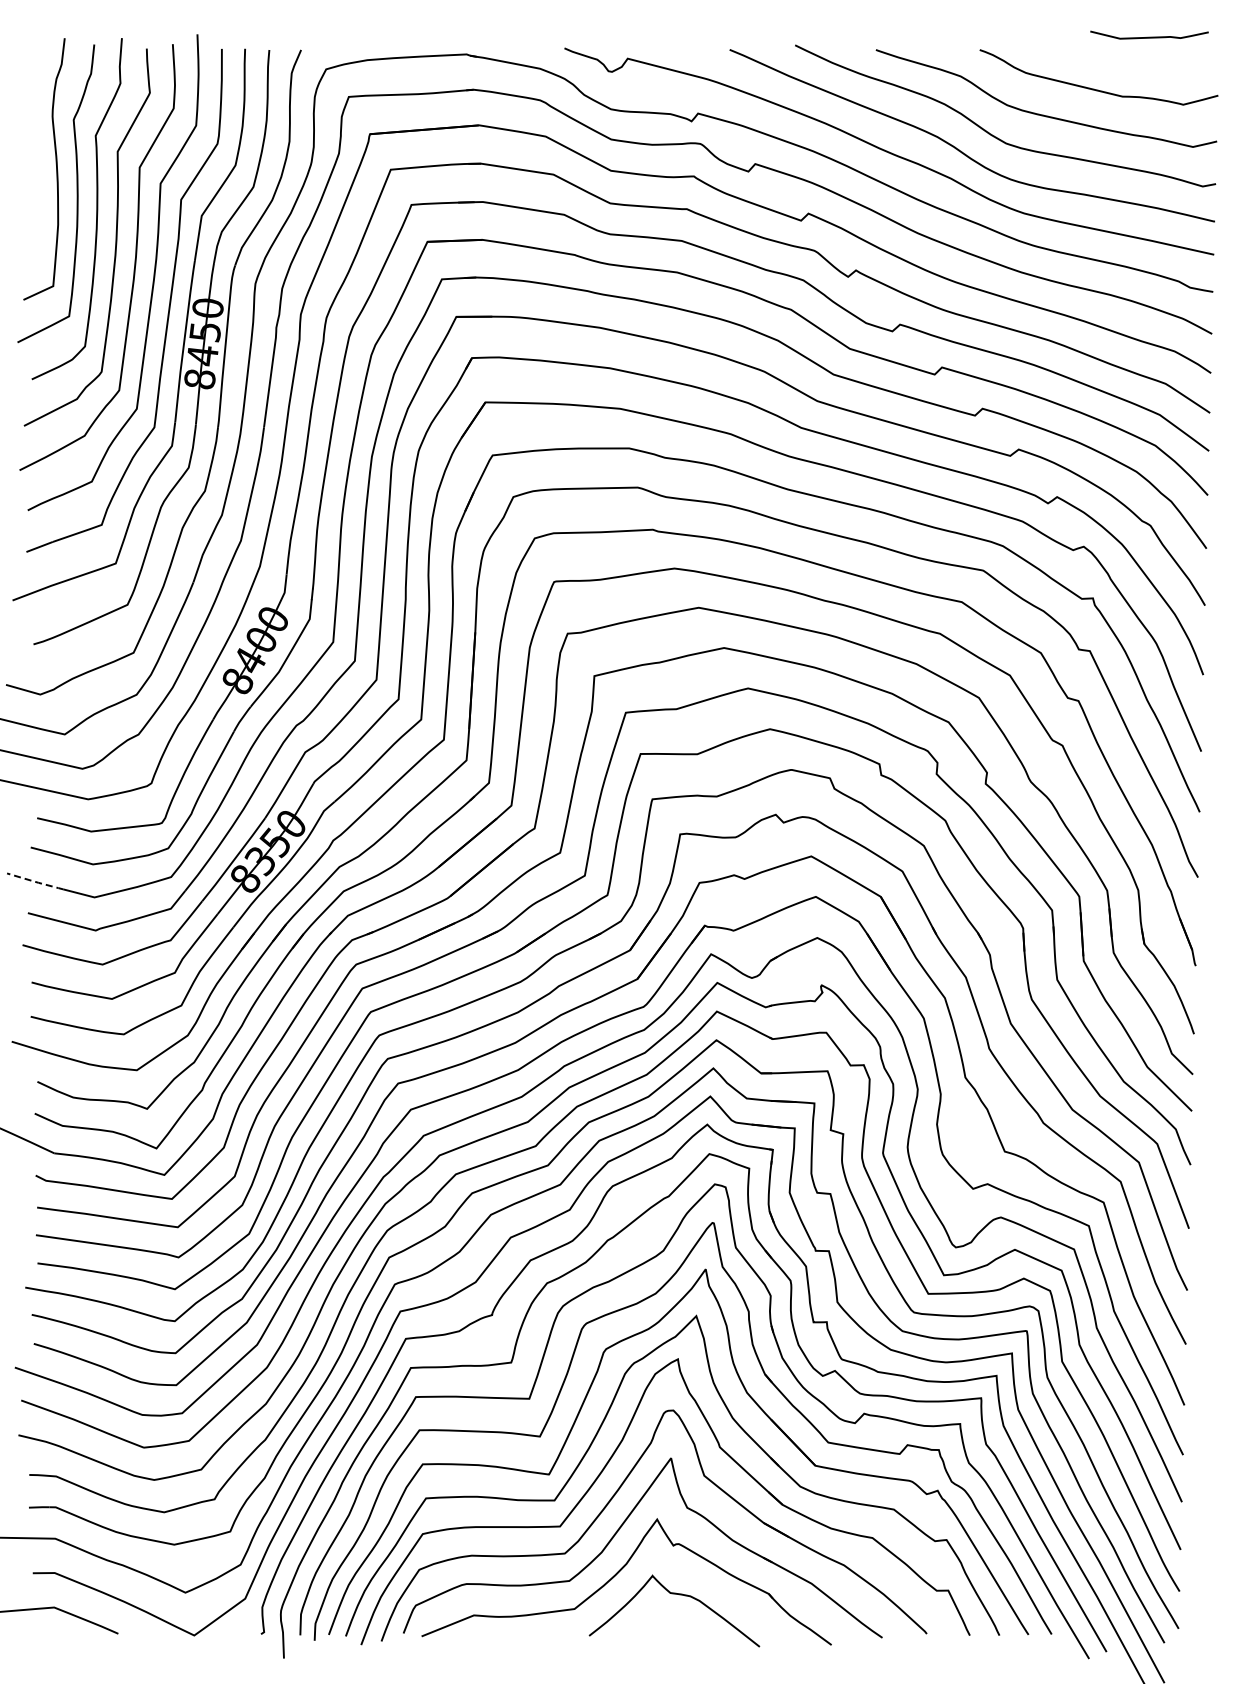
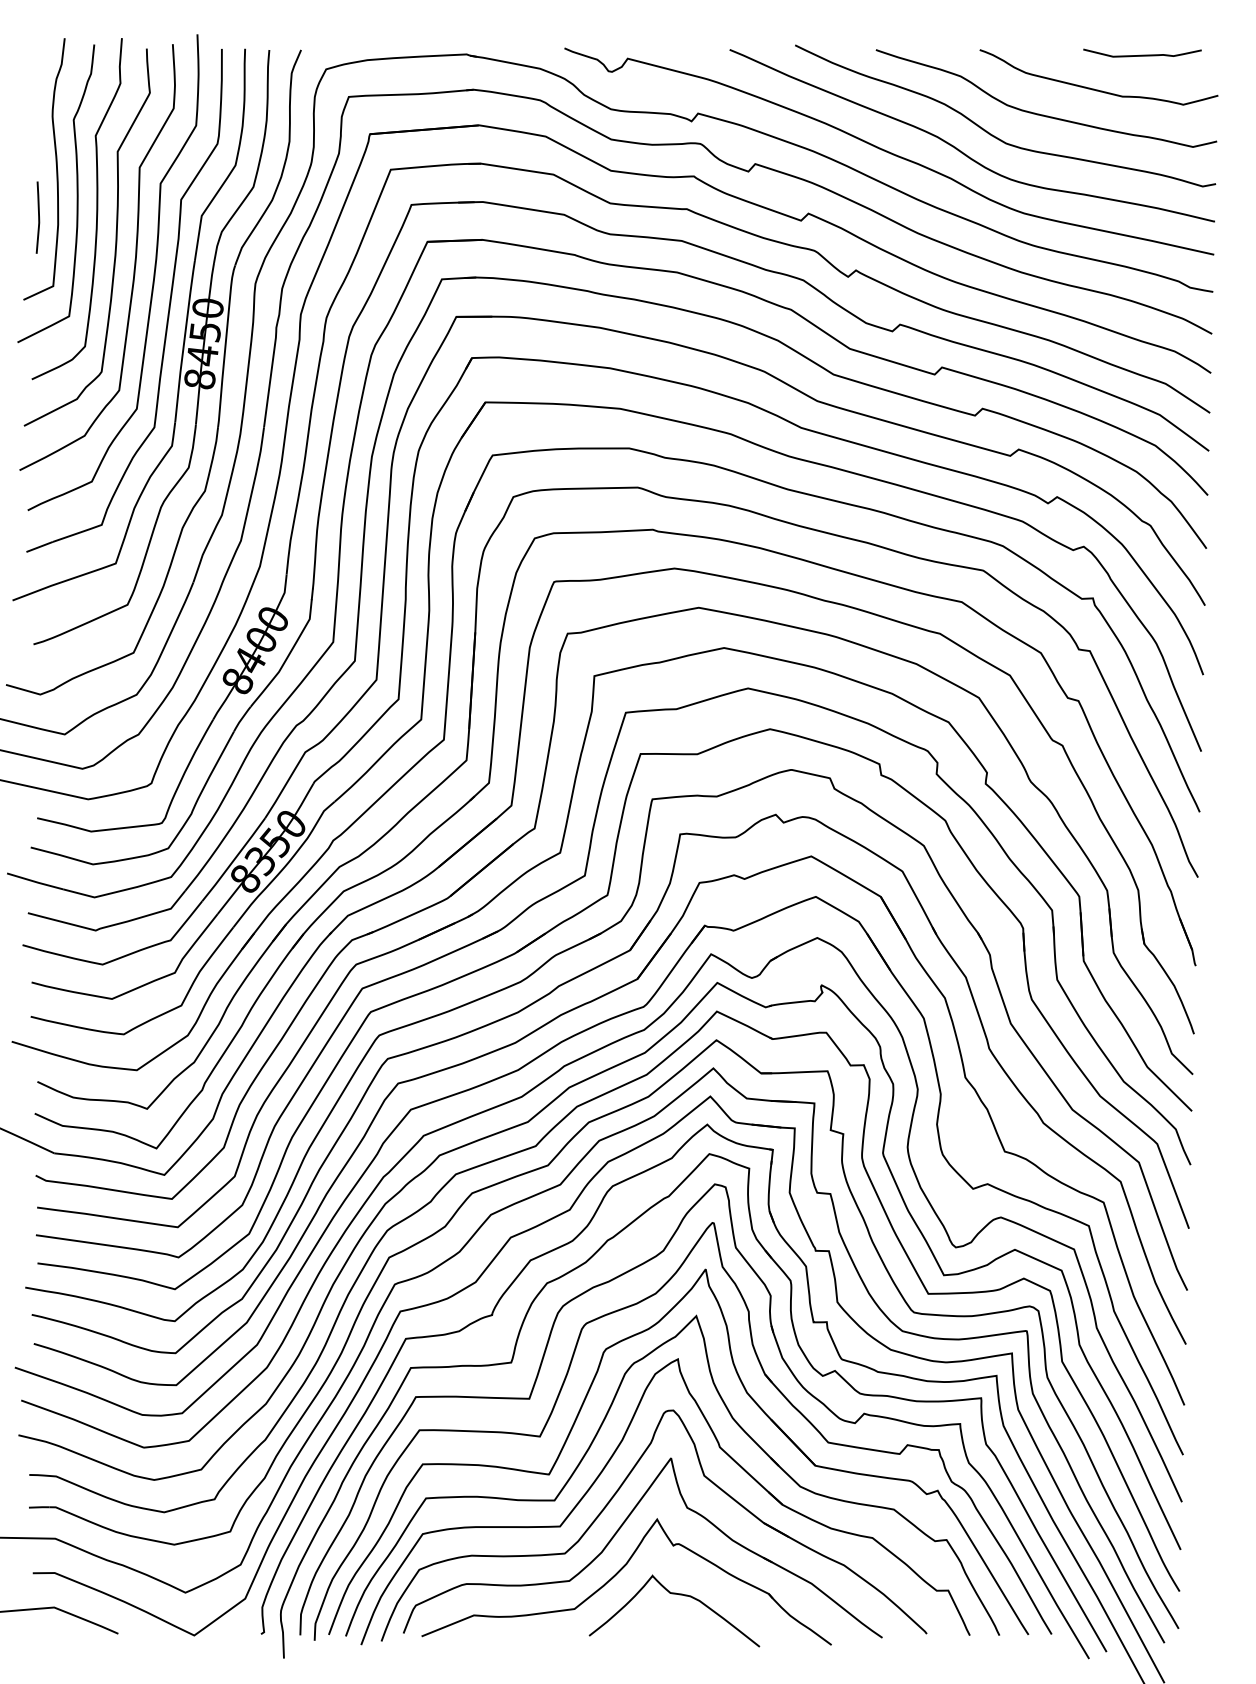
curve position: (1149, 36) -> (1142, 54) (1142, 54)
curve: none -> present (38, 217)
line: dashed -> solid (35, 882)
